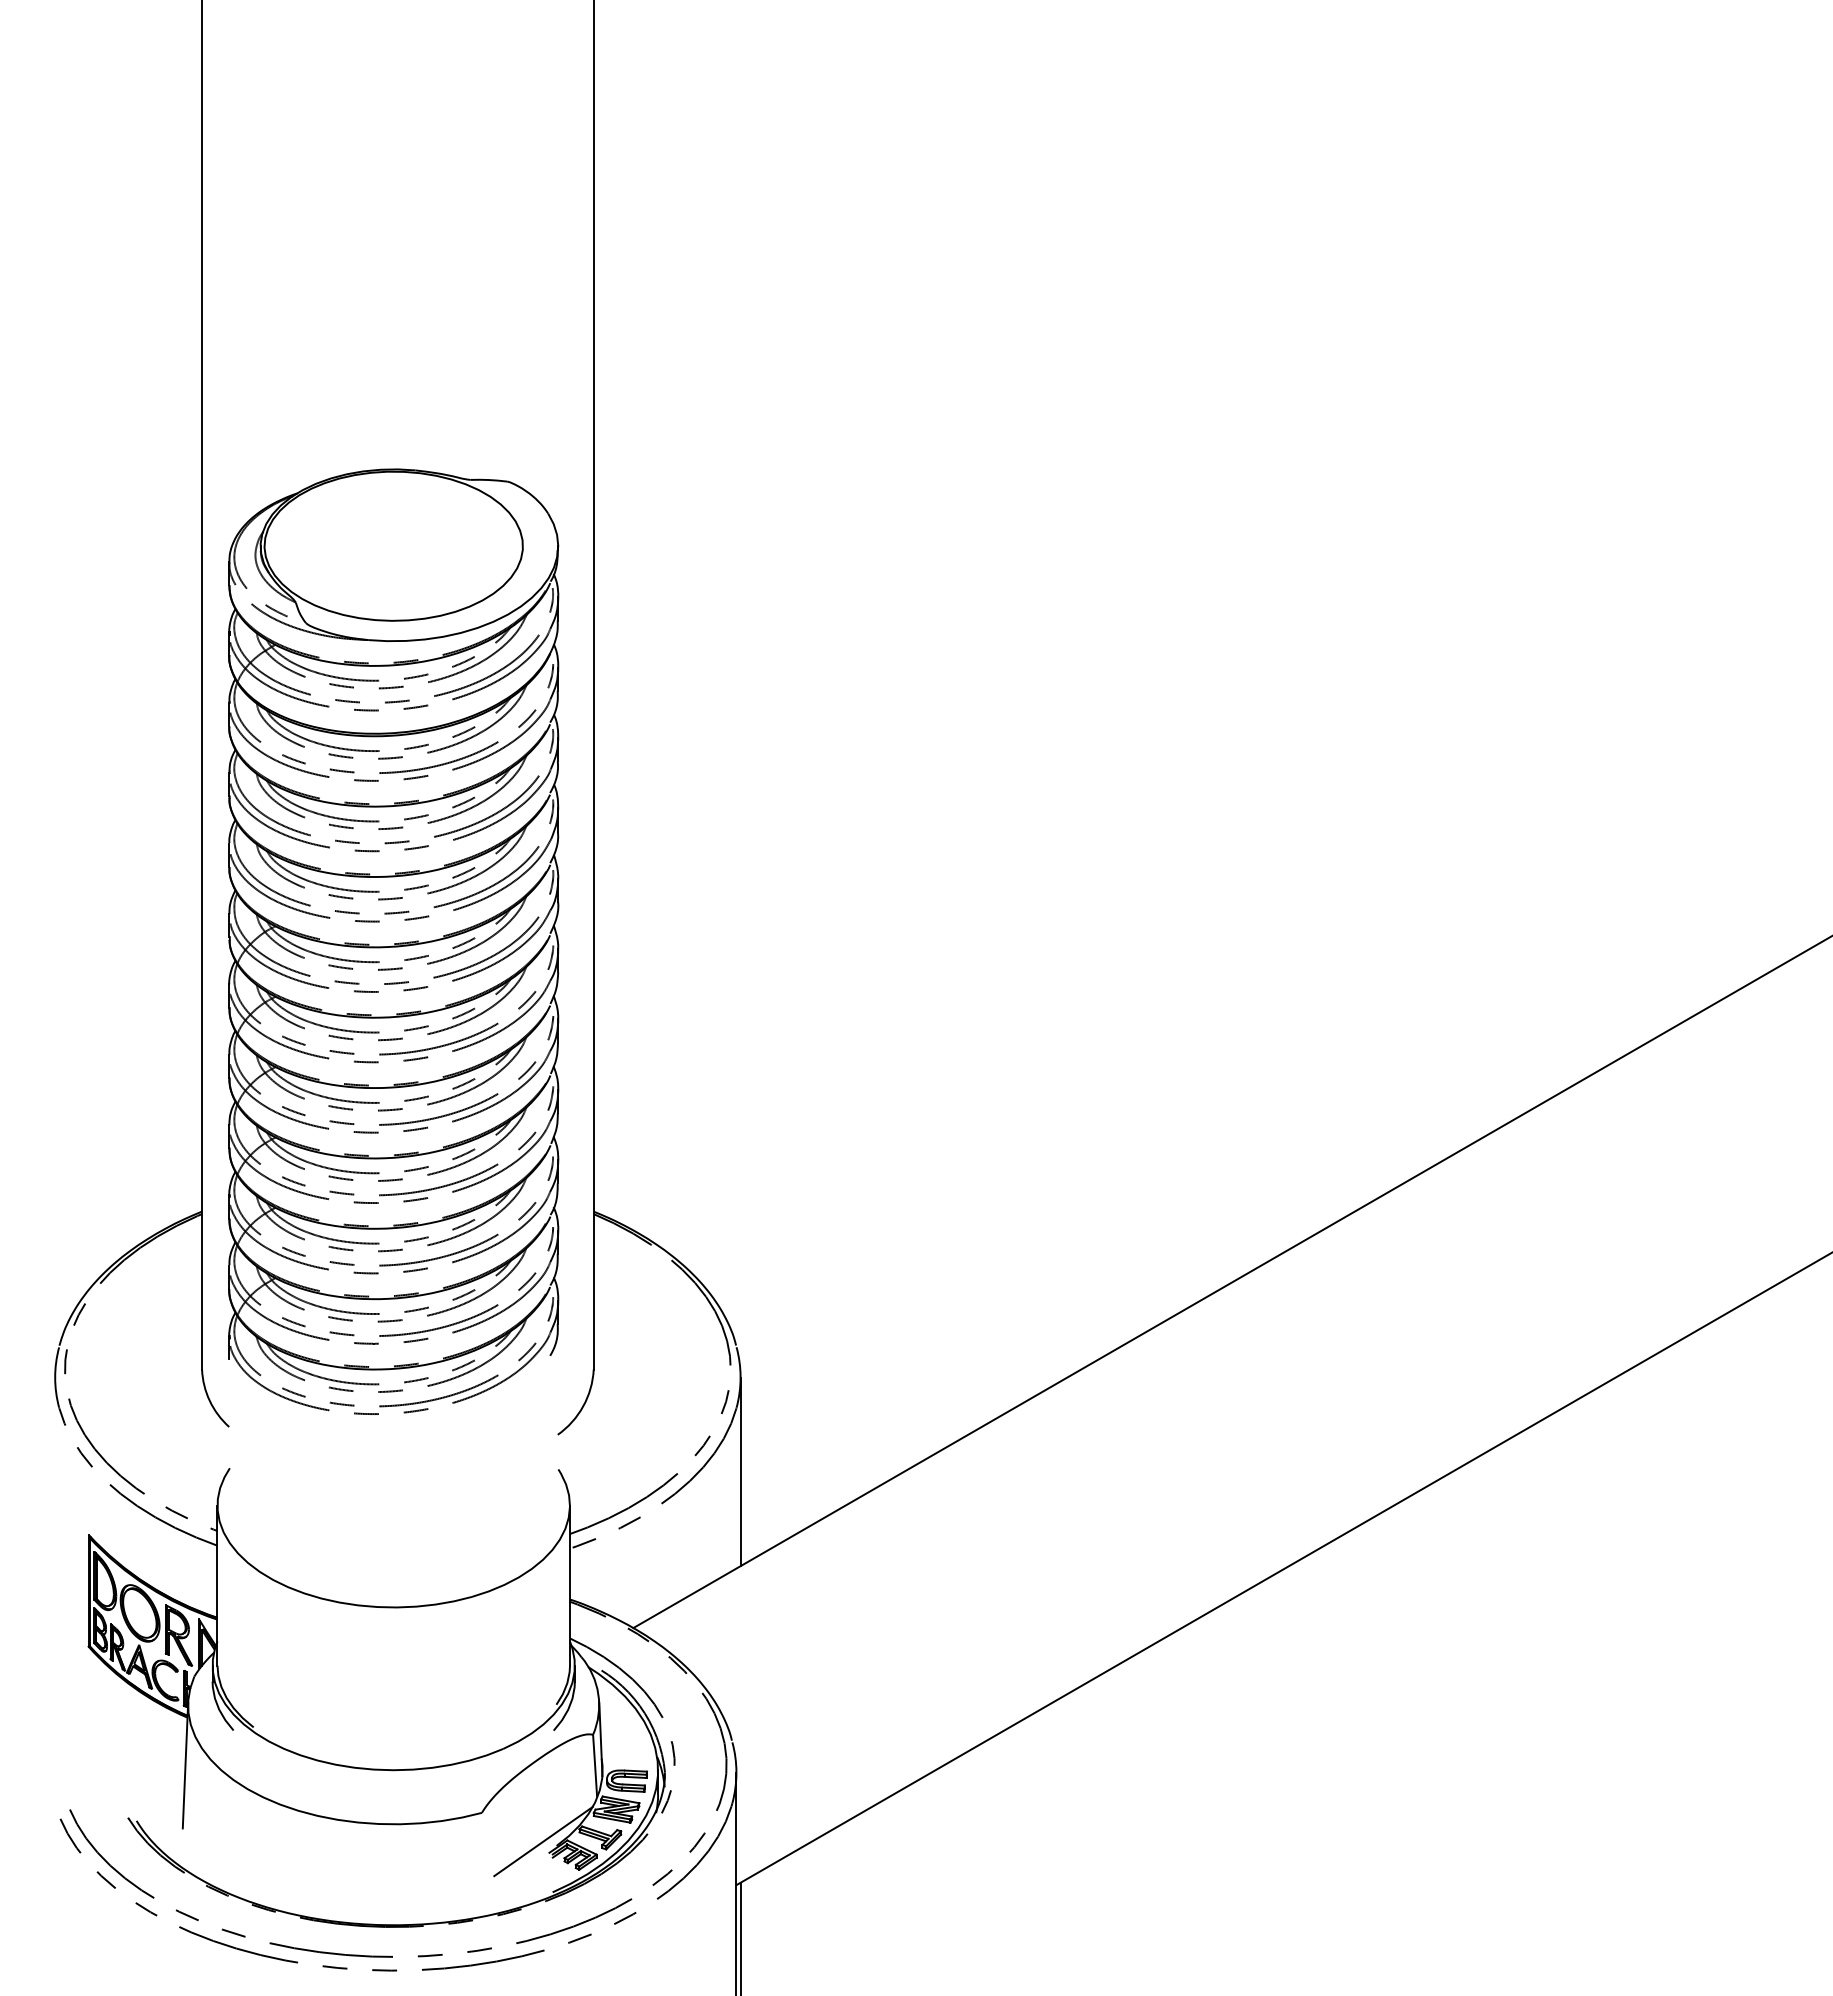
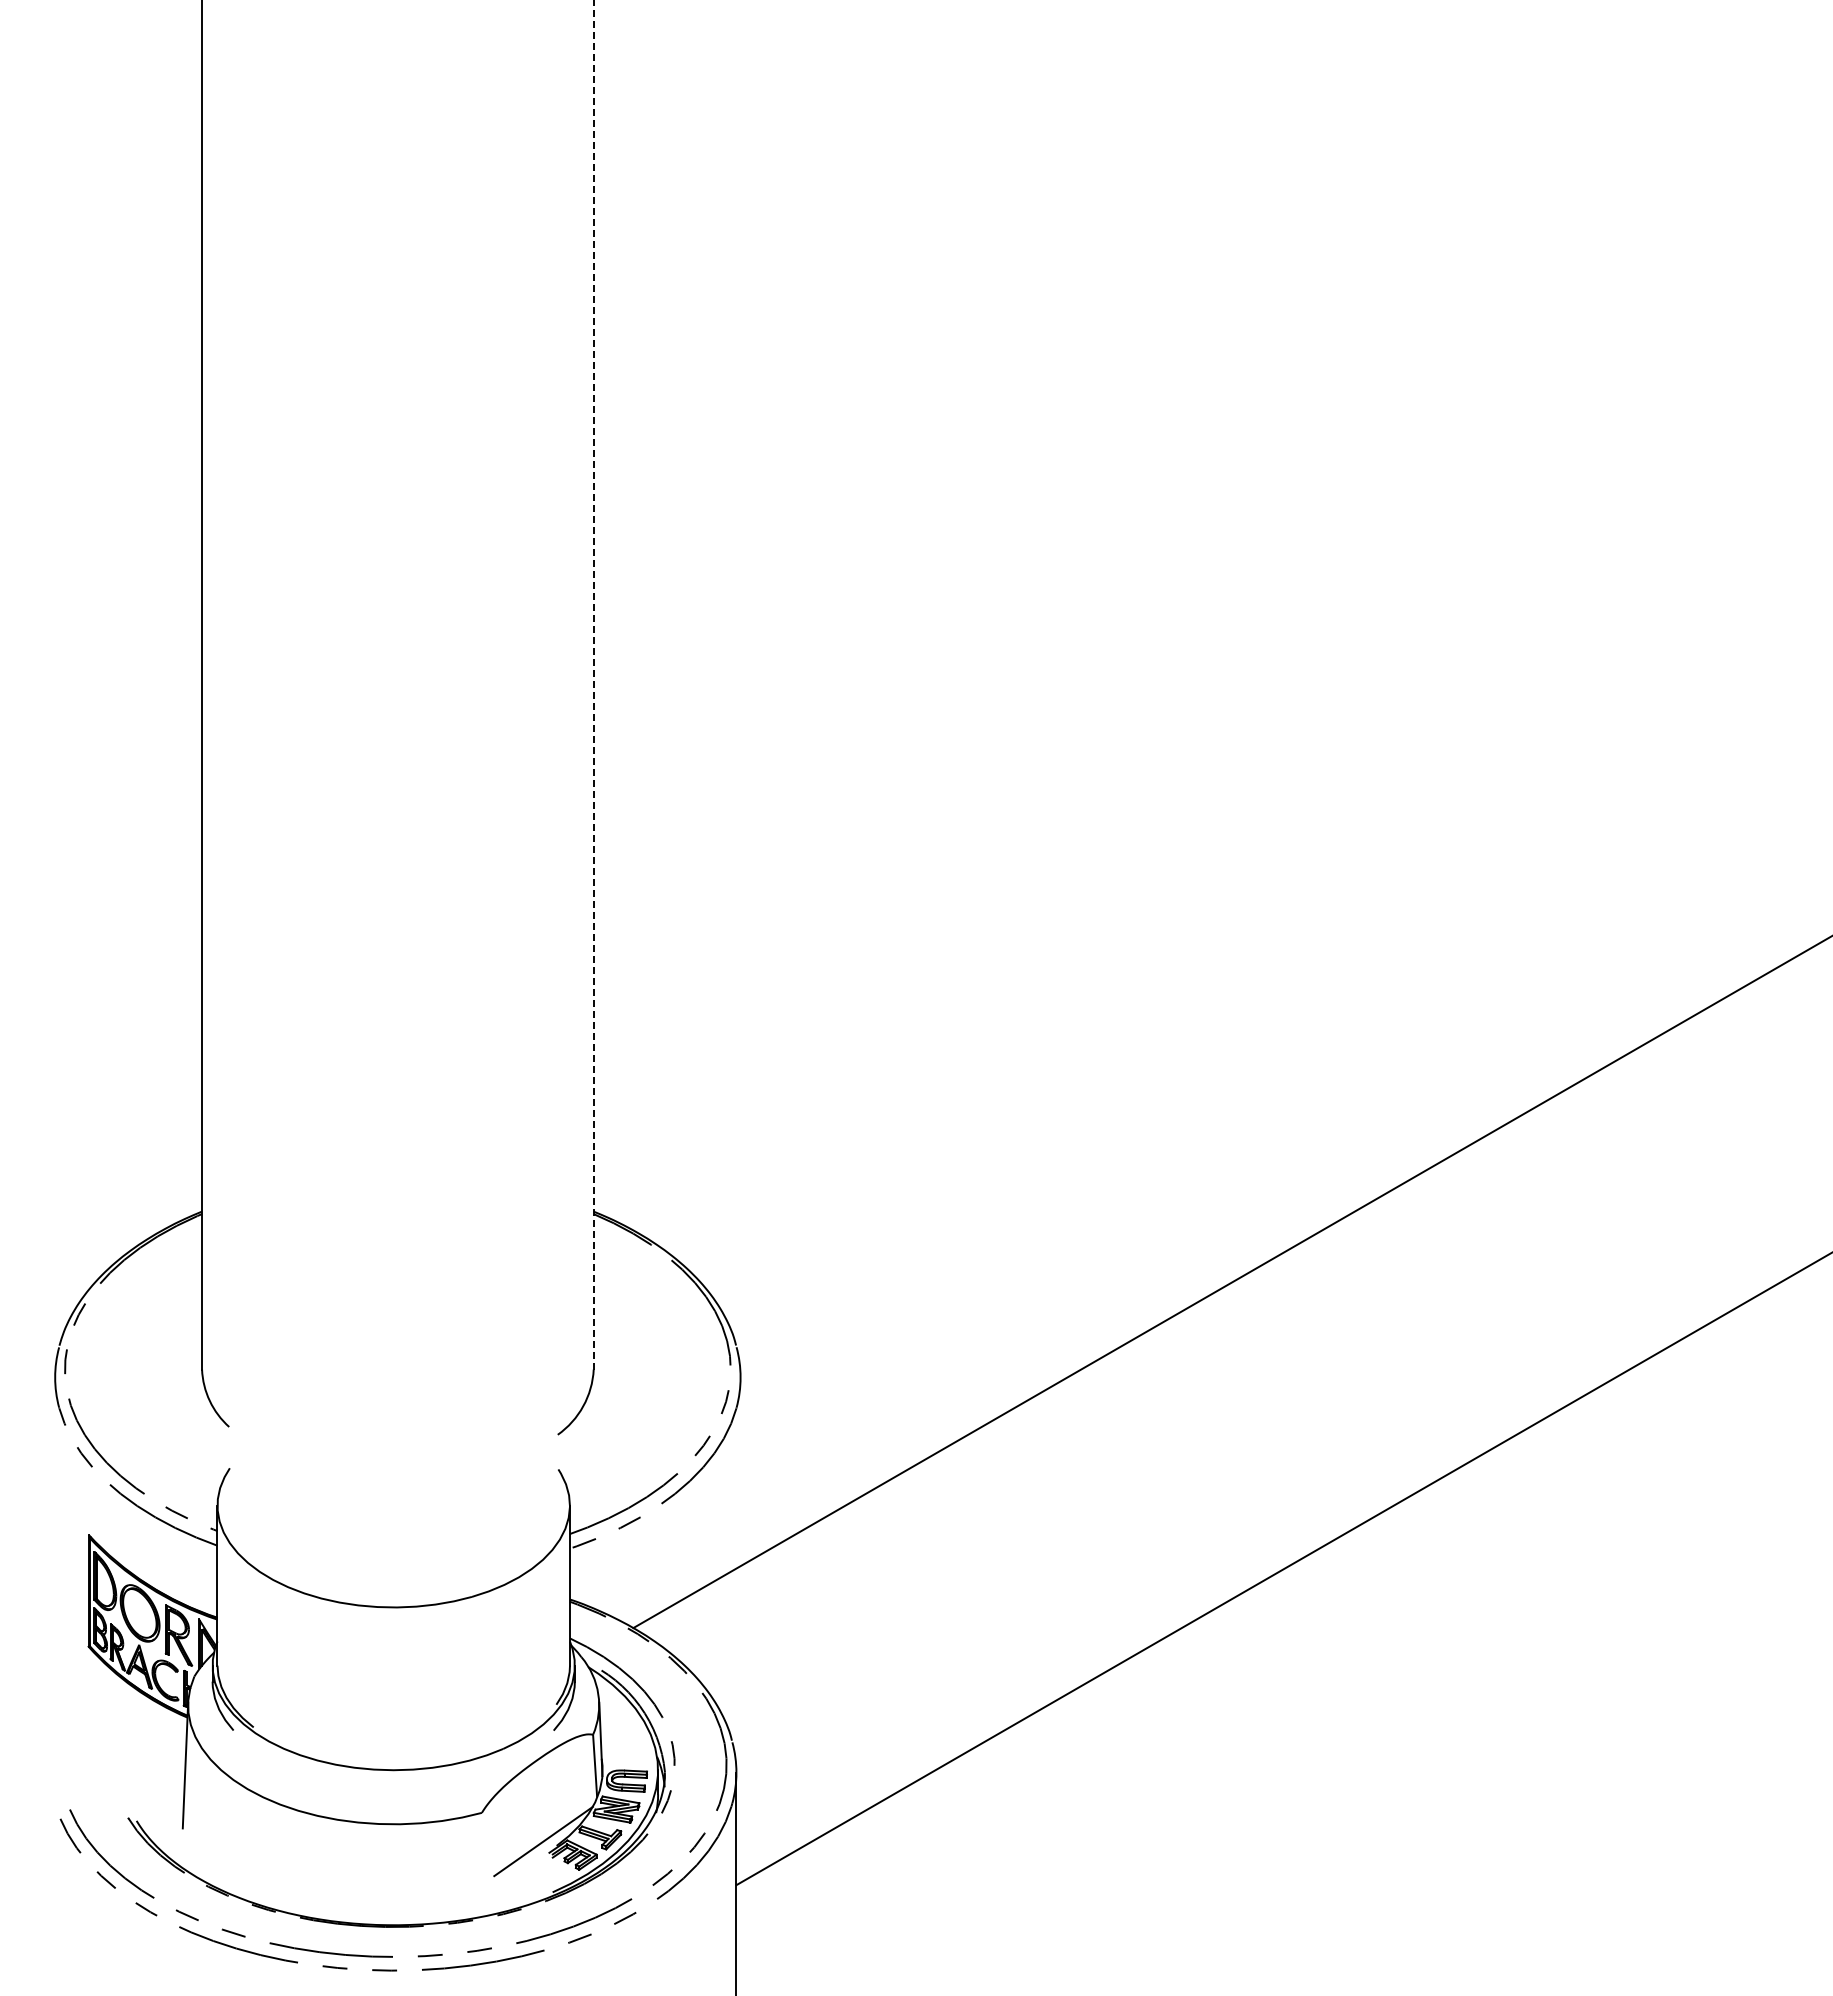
line: solid -> dashed (593, 684)
part: present -> none (393, 941)
line: present -> none (740, 1471)
line: present -> none (740, 1937)
